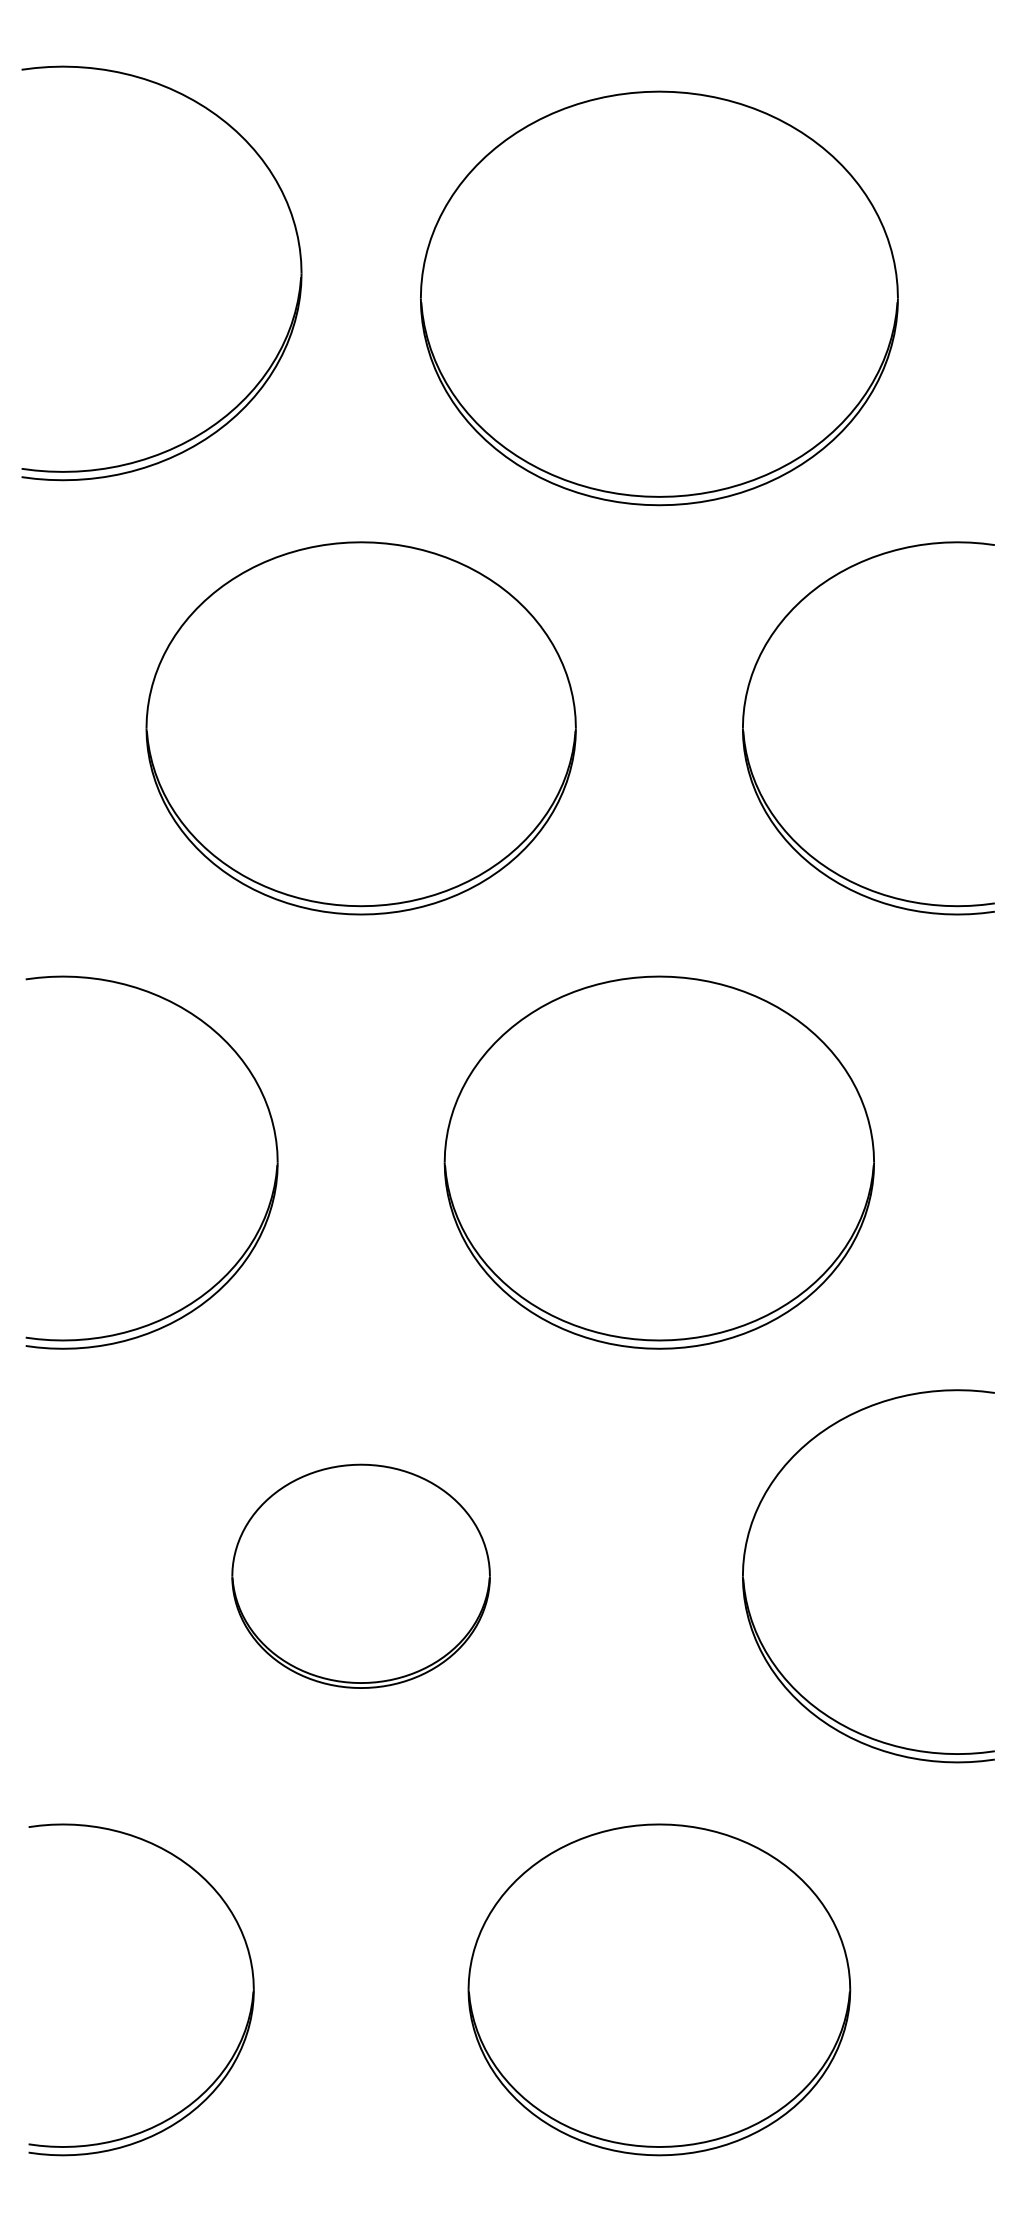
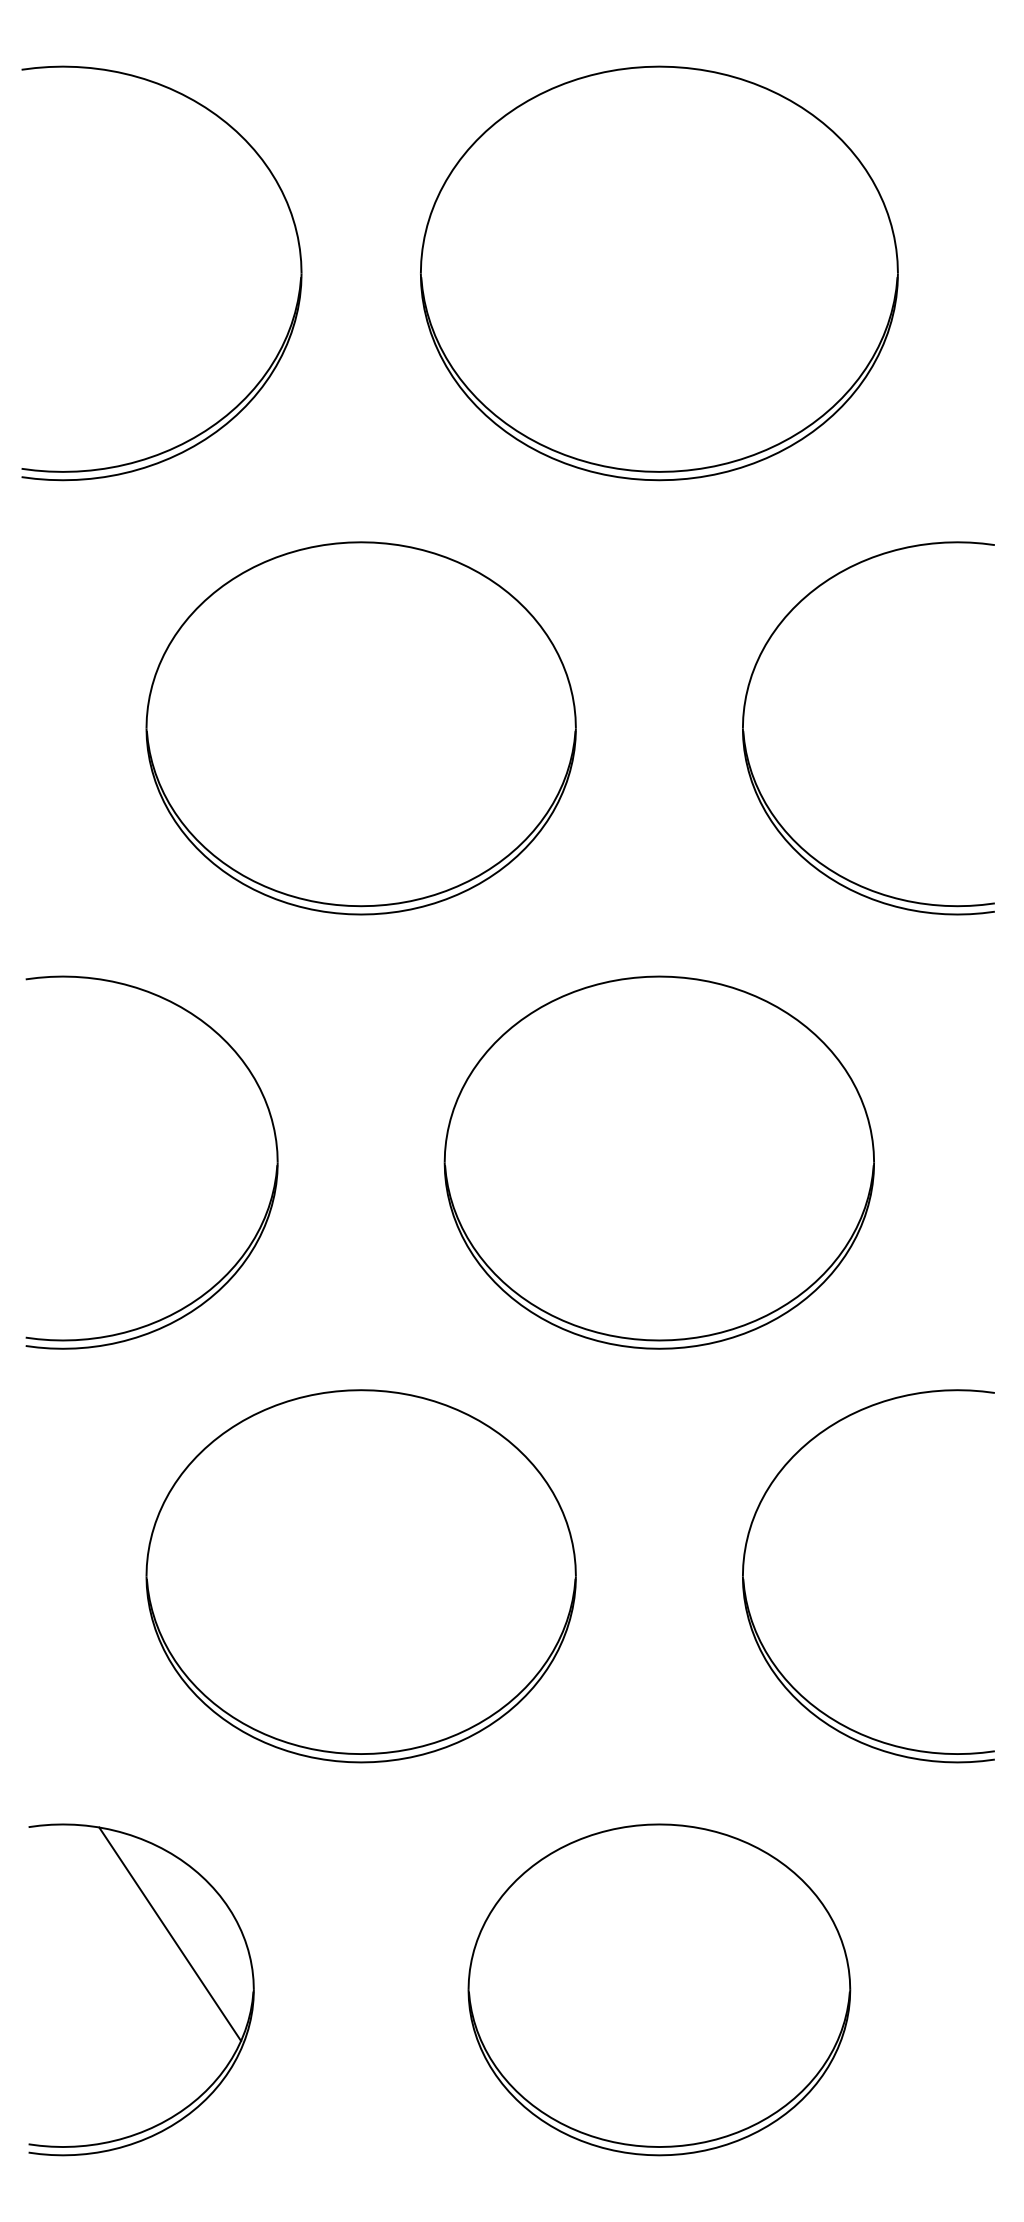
part position: (659, 298) -> (659, 273) (659, 273)
part size: 260x226 px -> 432x375 px (360, 1576)
line: none -> present (170, 1934)
